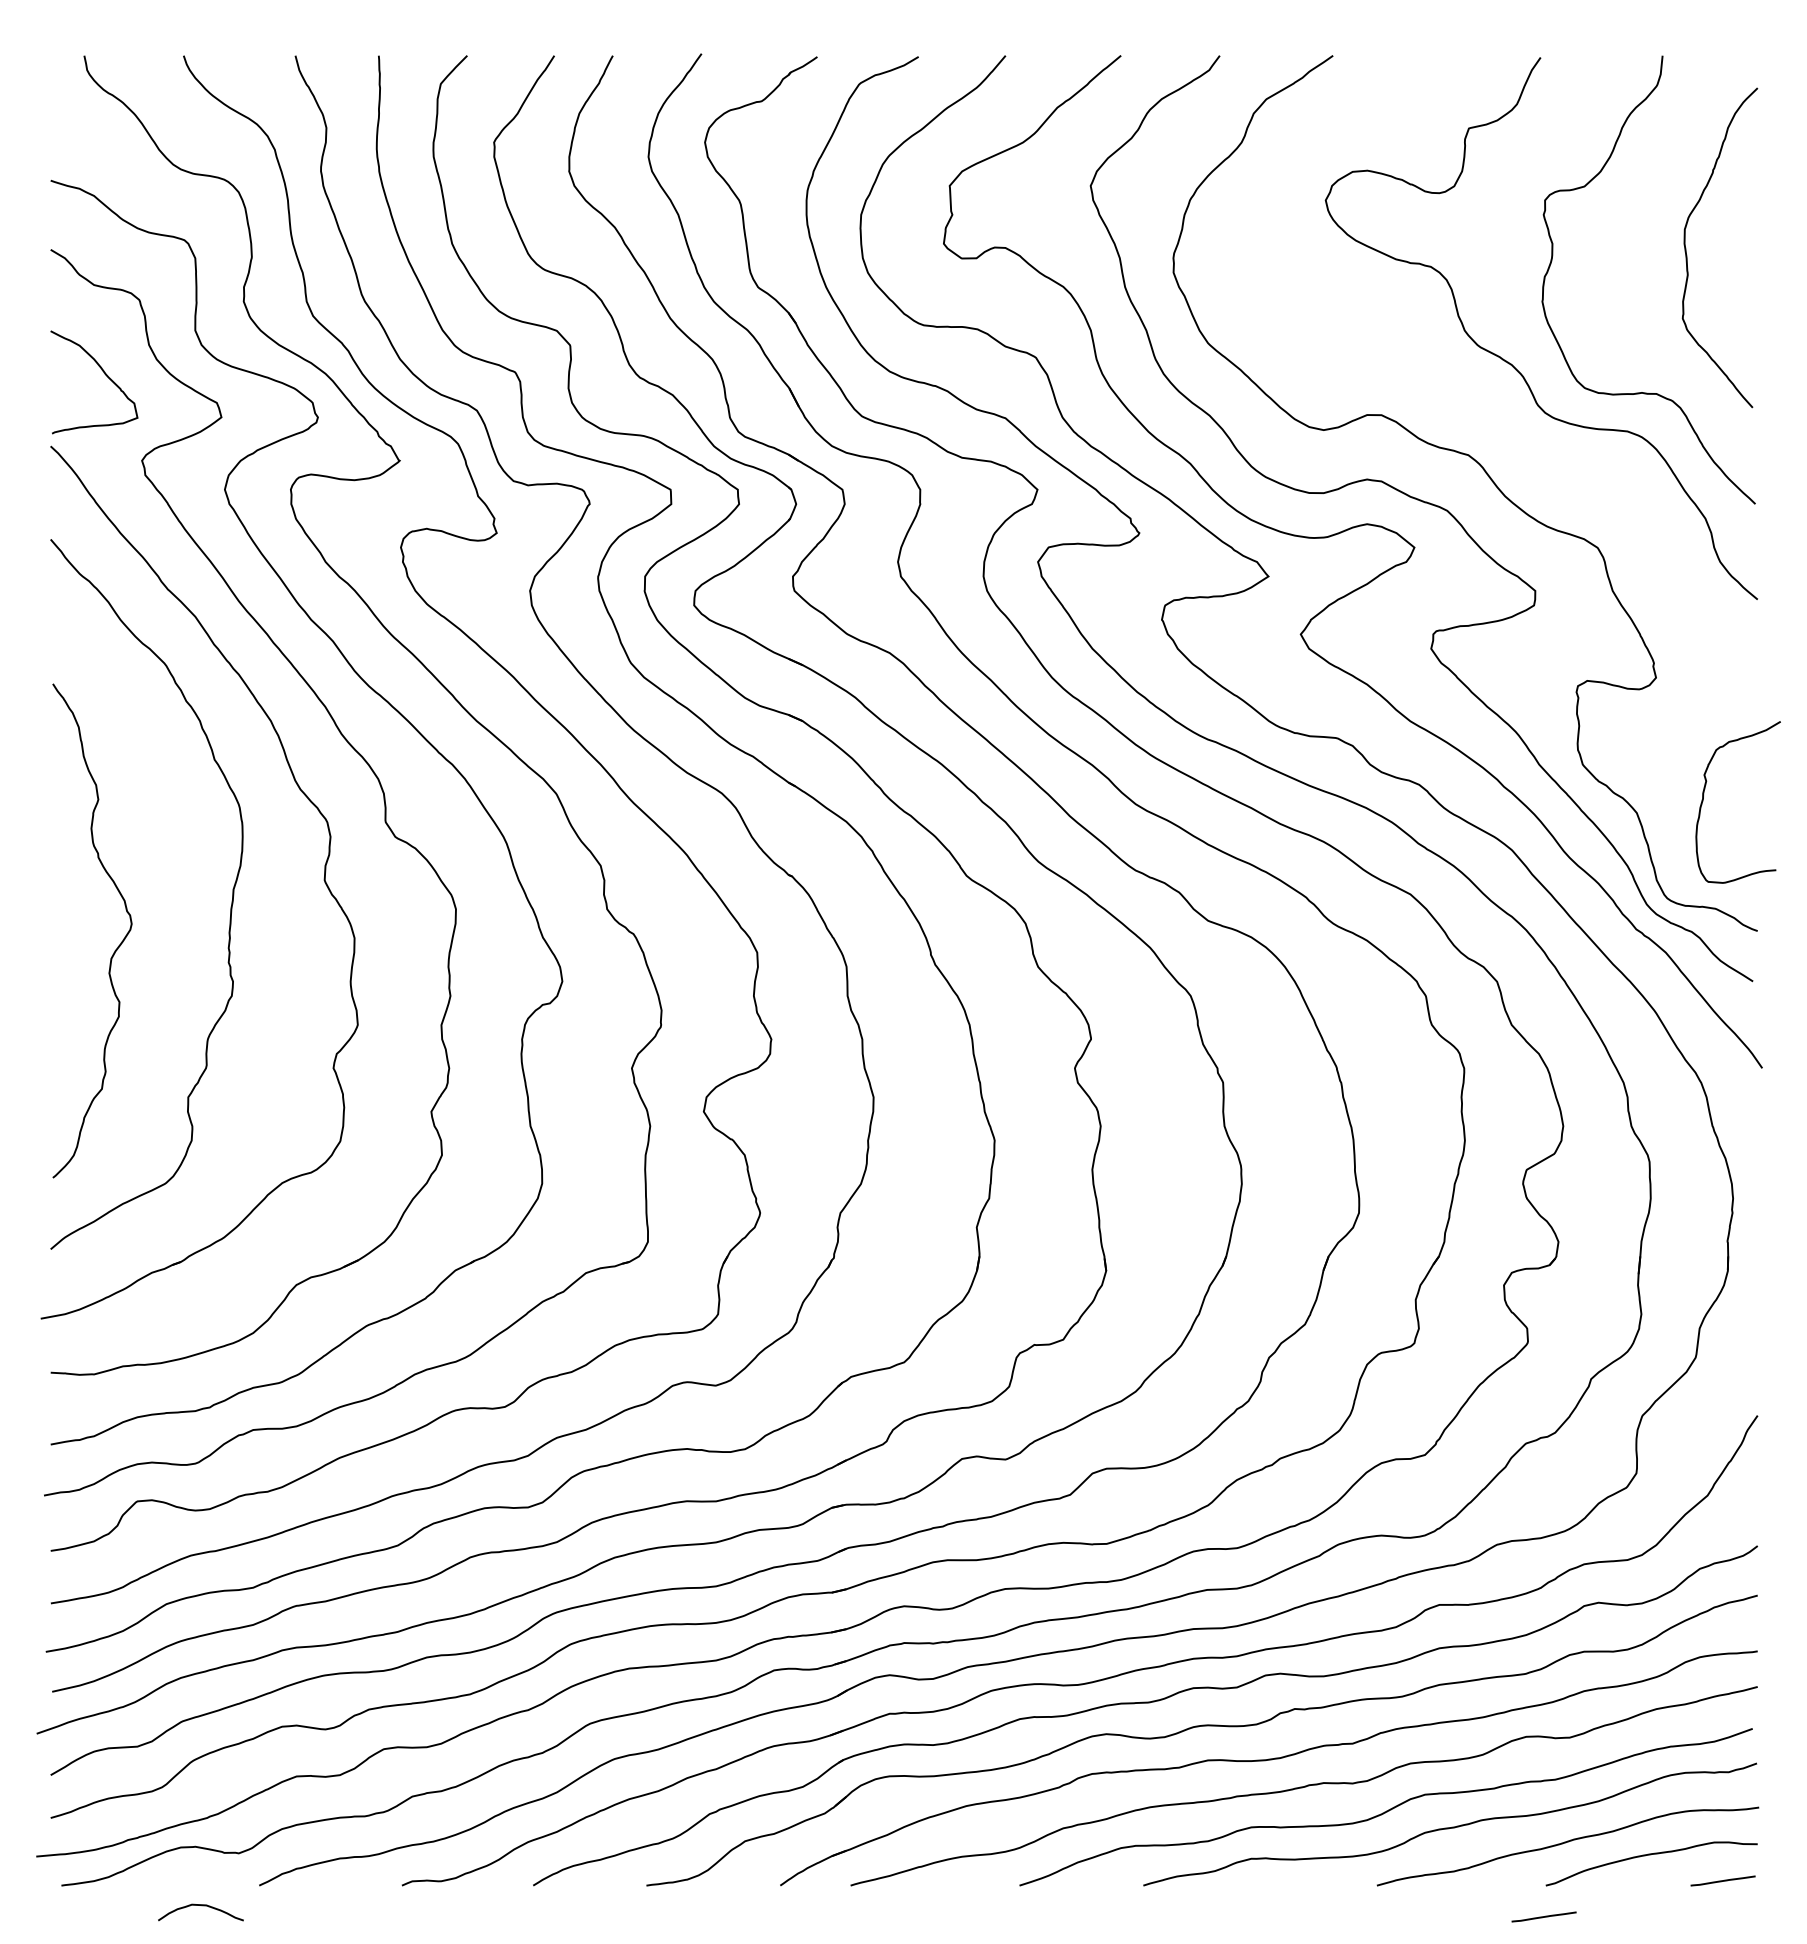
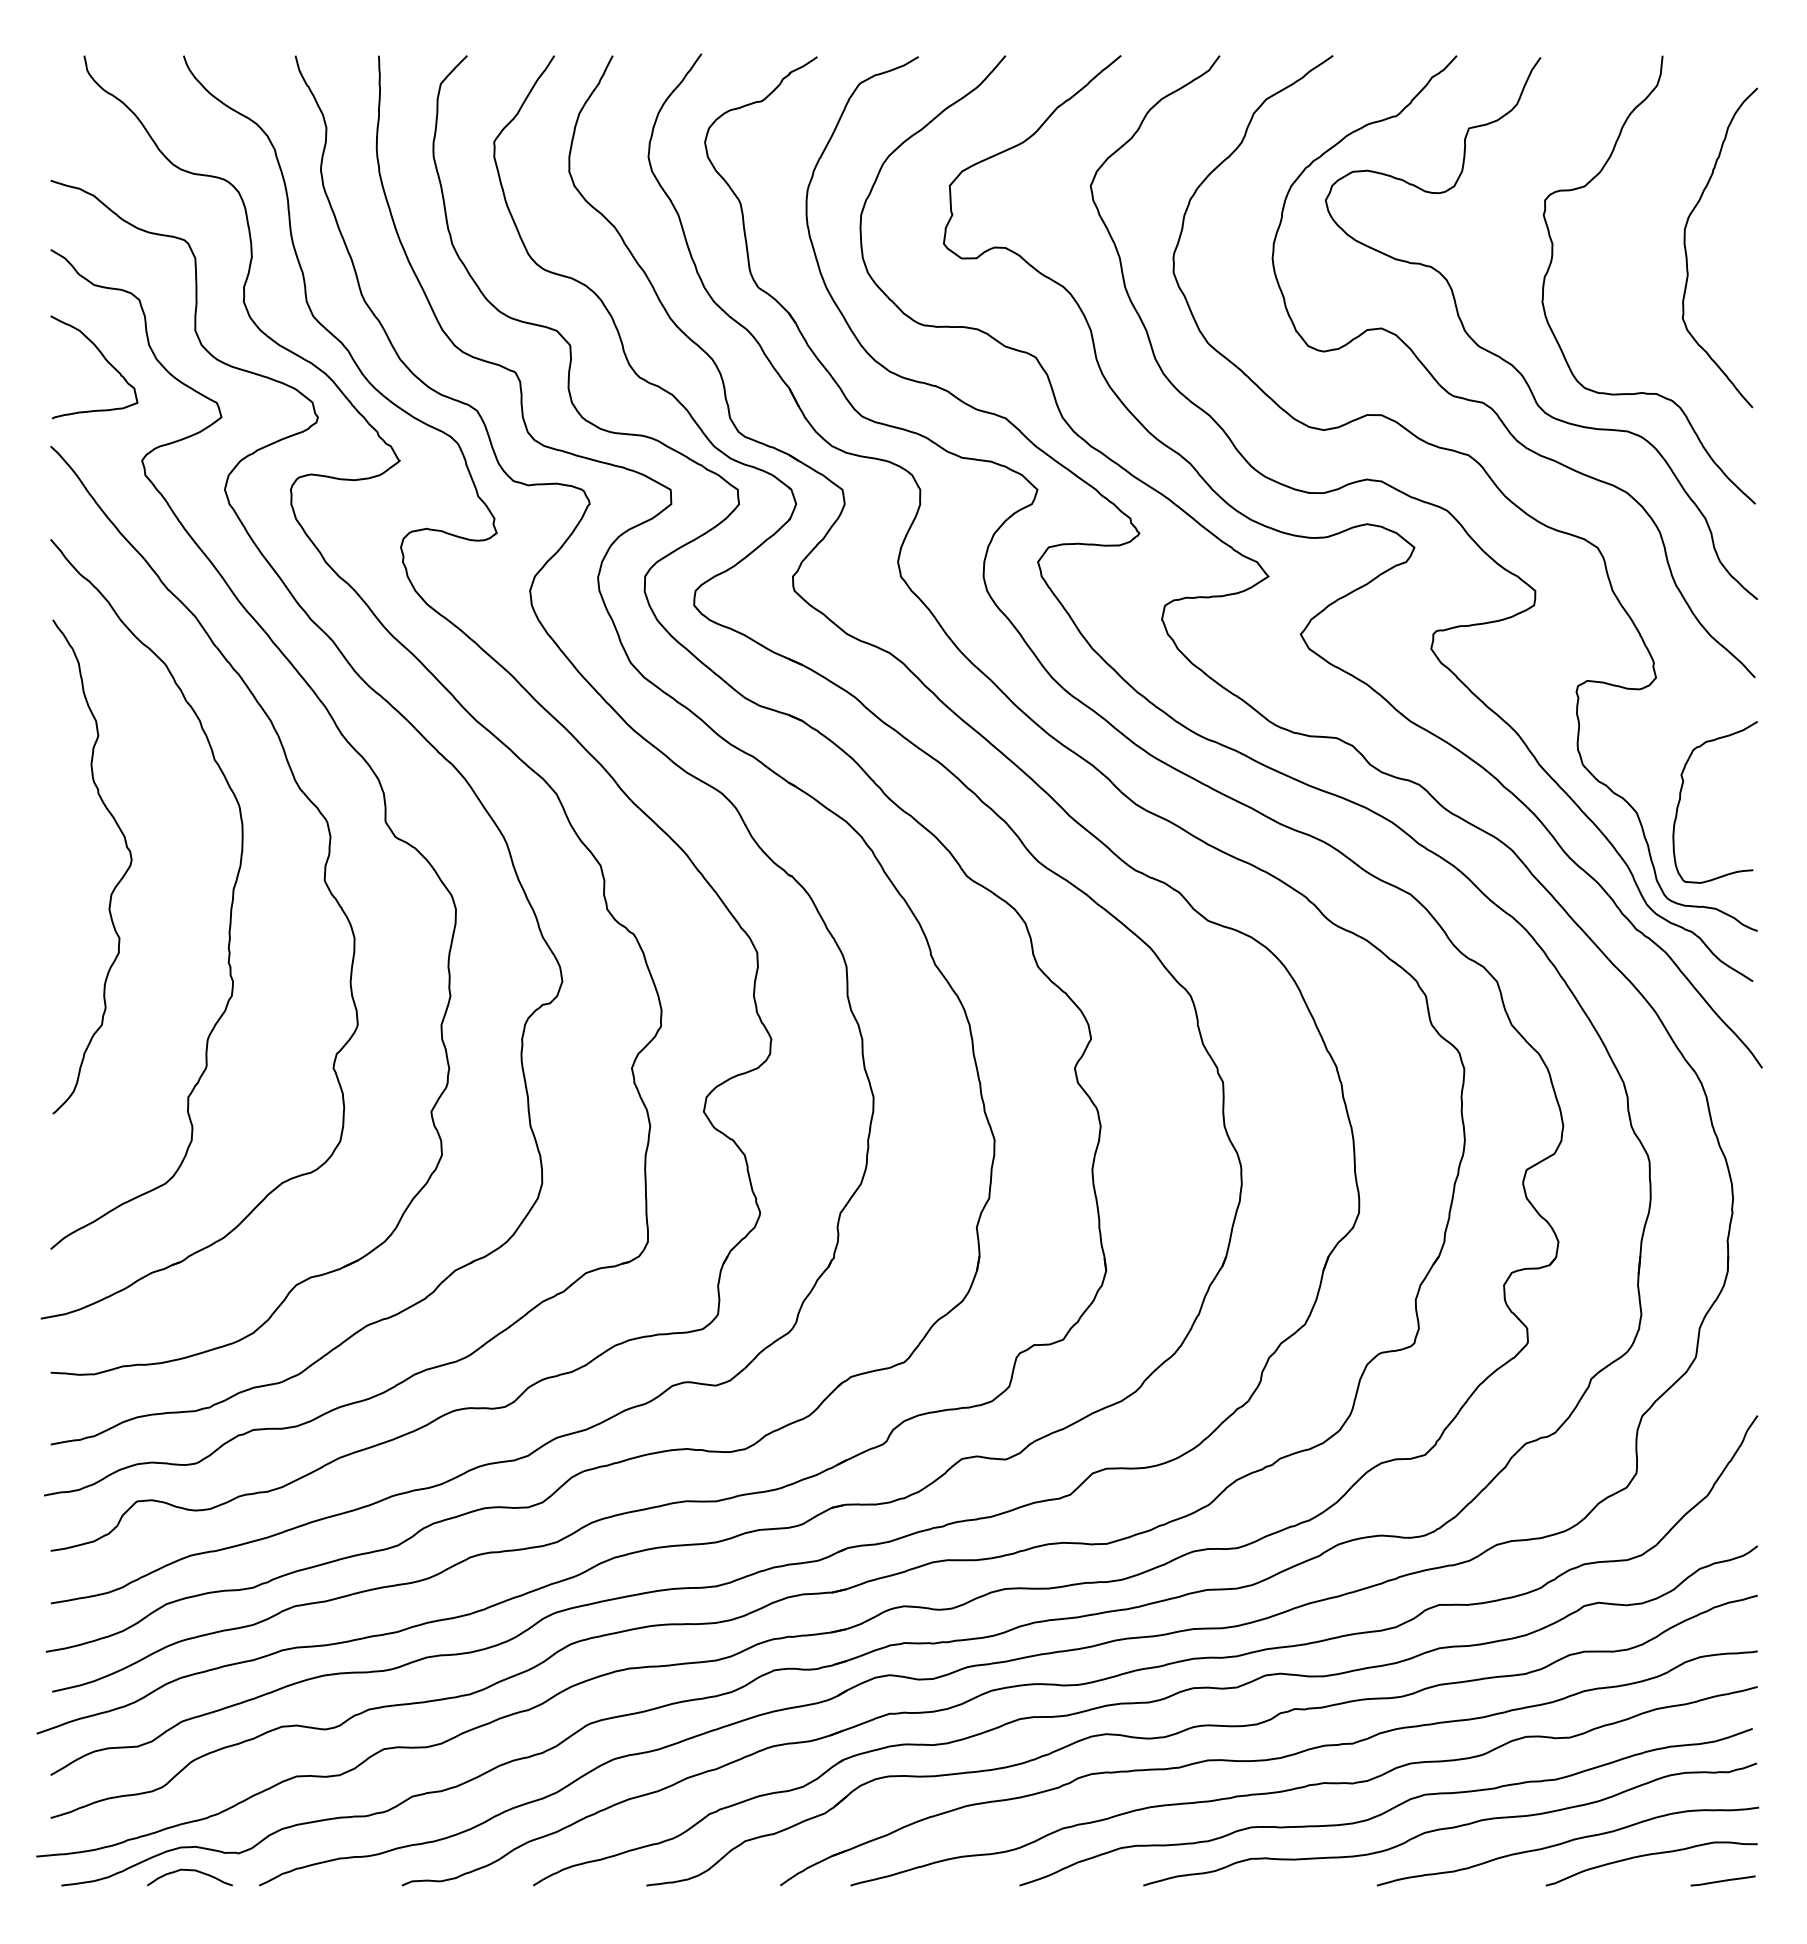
curve position: (104, 374) -> (104, 359) (104, 359)
curve: none -> present (1487, 404)
curve position: (1704, 794) -> (1681, 794) (1681, 794)
curve position: (117, 946) -> (117, 882) (117, 882)
curve position: (201, 1906) -> (190, 1871) (190, 1871)
line: present -> none (1543, 1916)
